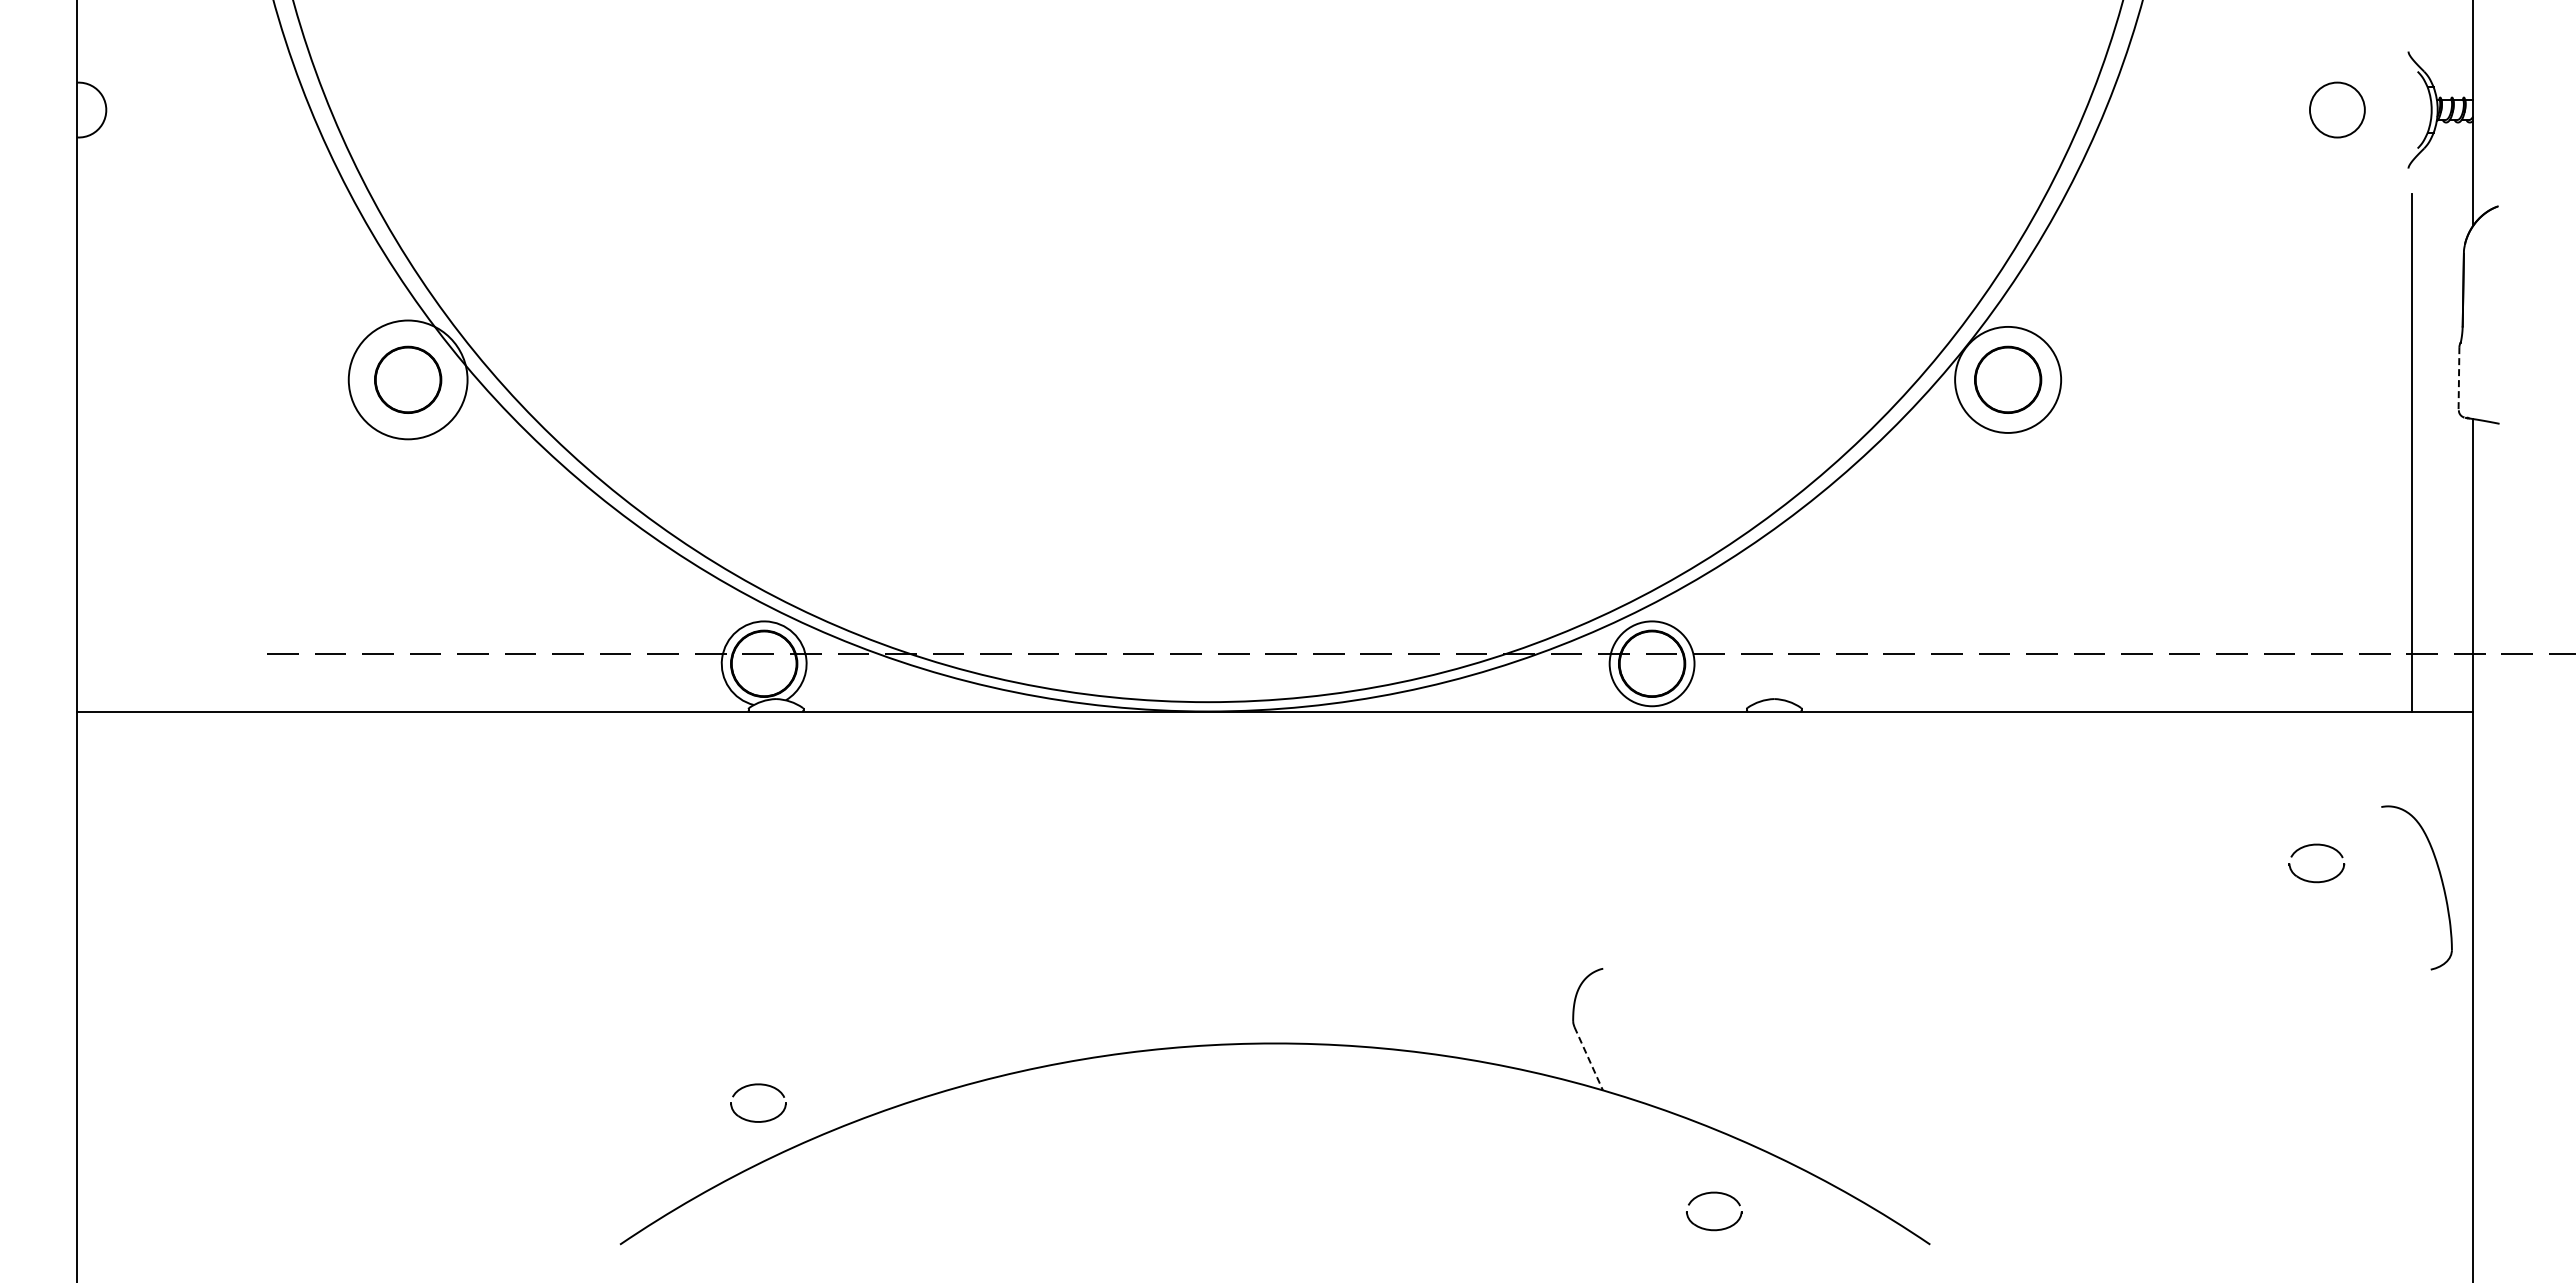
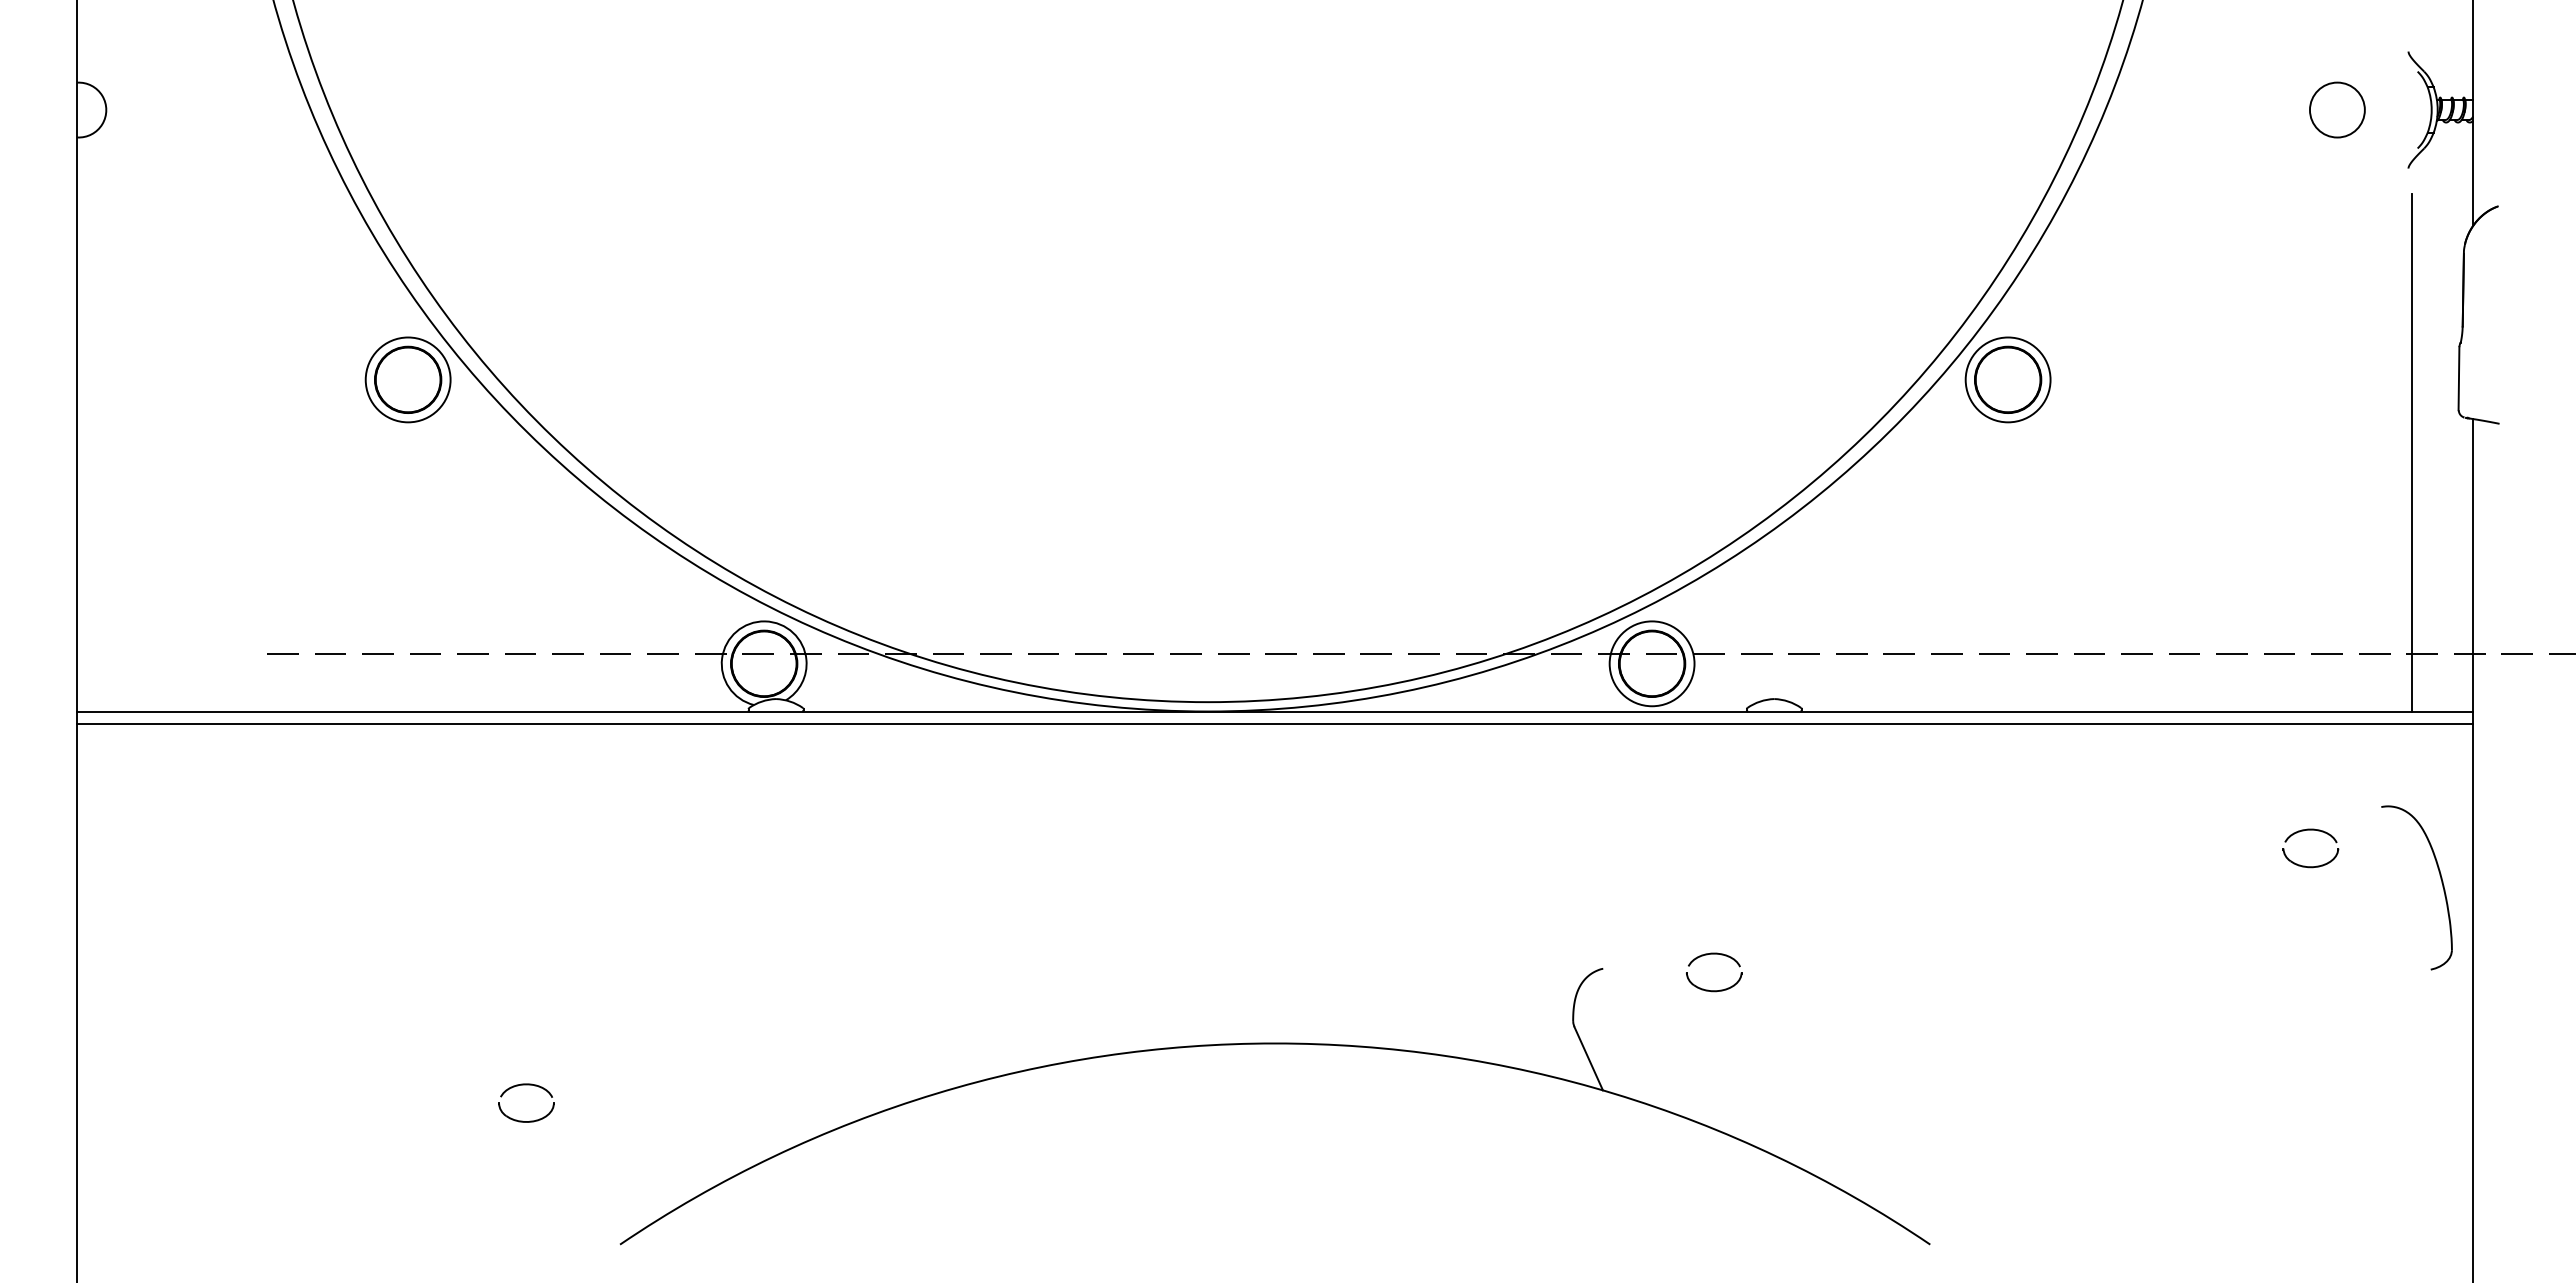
line: dashed -> solid (2458, 378)
circle diameter: 119 px -> 85 px (407, 379)
circle diameter: 106 px -> 85 px (2007, 379)
line: none -> present (1274, 724)
part position: (2311, 880) -> (2305, 865) (2305, 865)
line: dashed -> solid (1588, 1058)
part position: (758, 1085) -> (526, 1085) (526, 1085)
part position: (1714, 1193) -> (1714, 954) (1714, 954)
